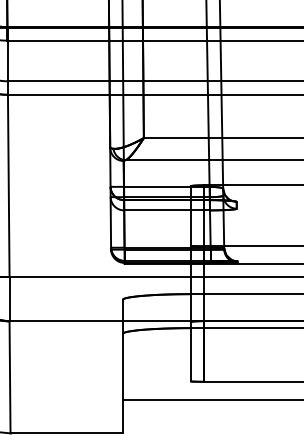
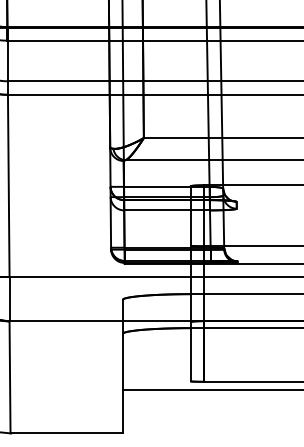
line position: (211, 399) -> (211, 389) (211, 389)
